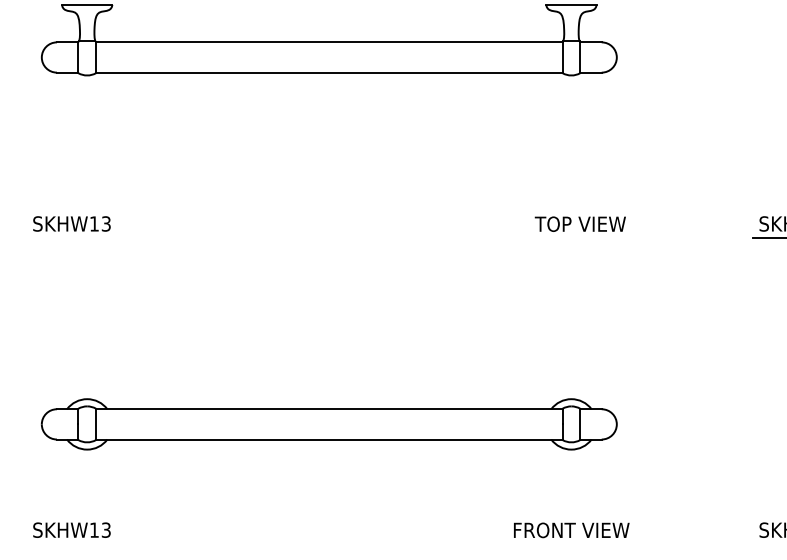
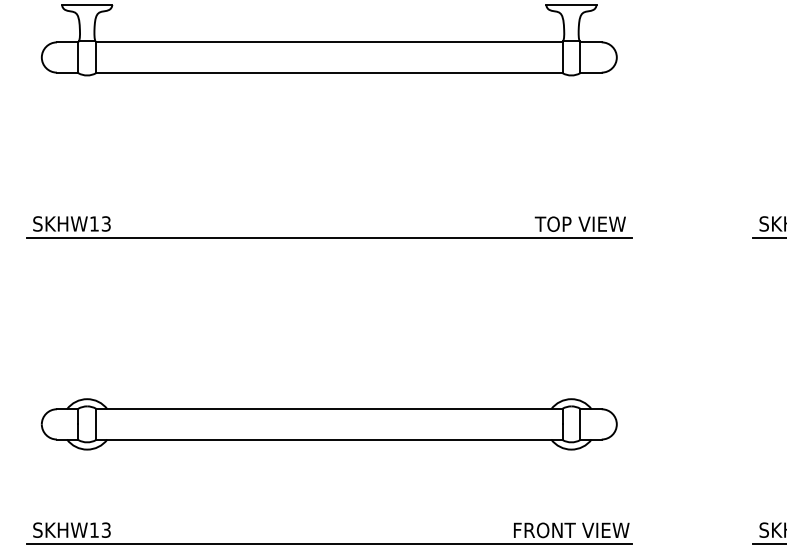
line: none -> present (328, 238)
line: none -> present (328, 544)
line: none -> present (768, 544)
